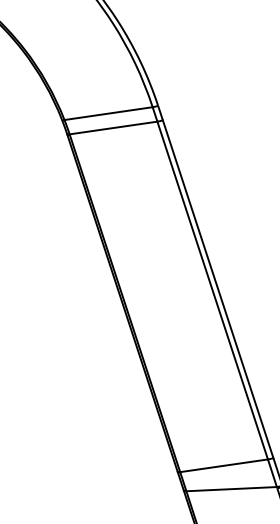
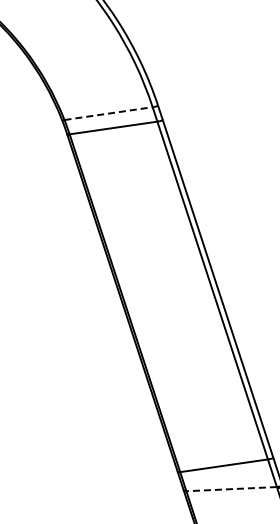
line: solid -> dashed (108, 113)
line: solid -> dashed (231, 489)
